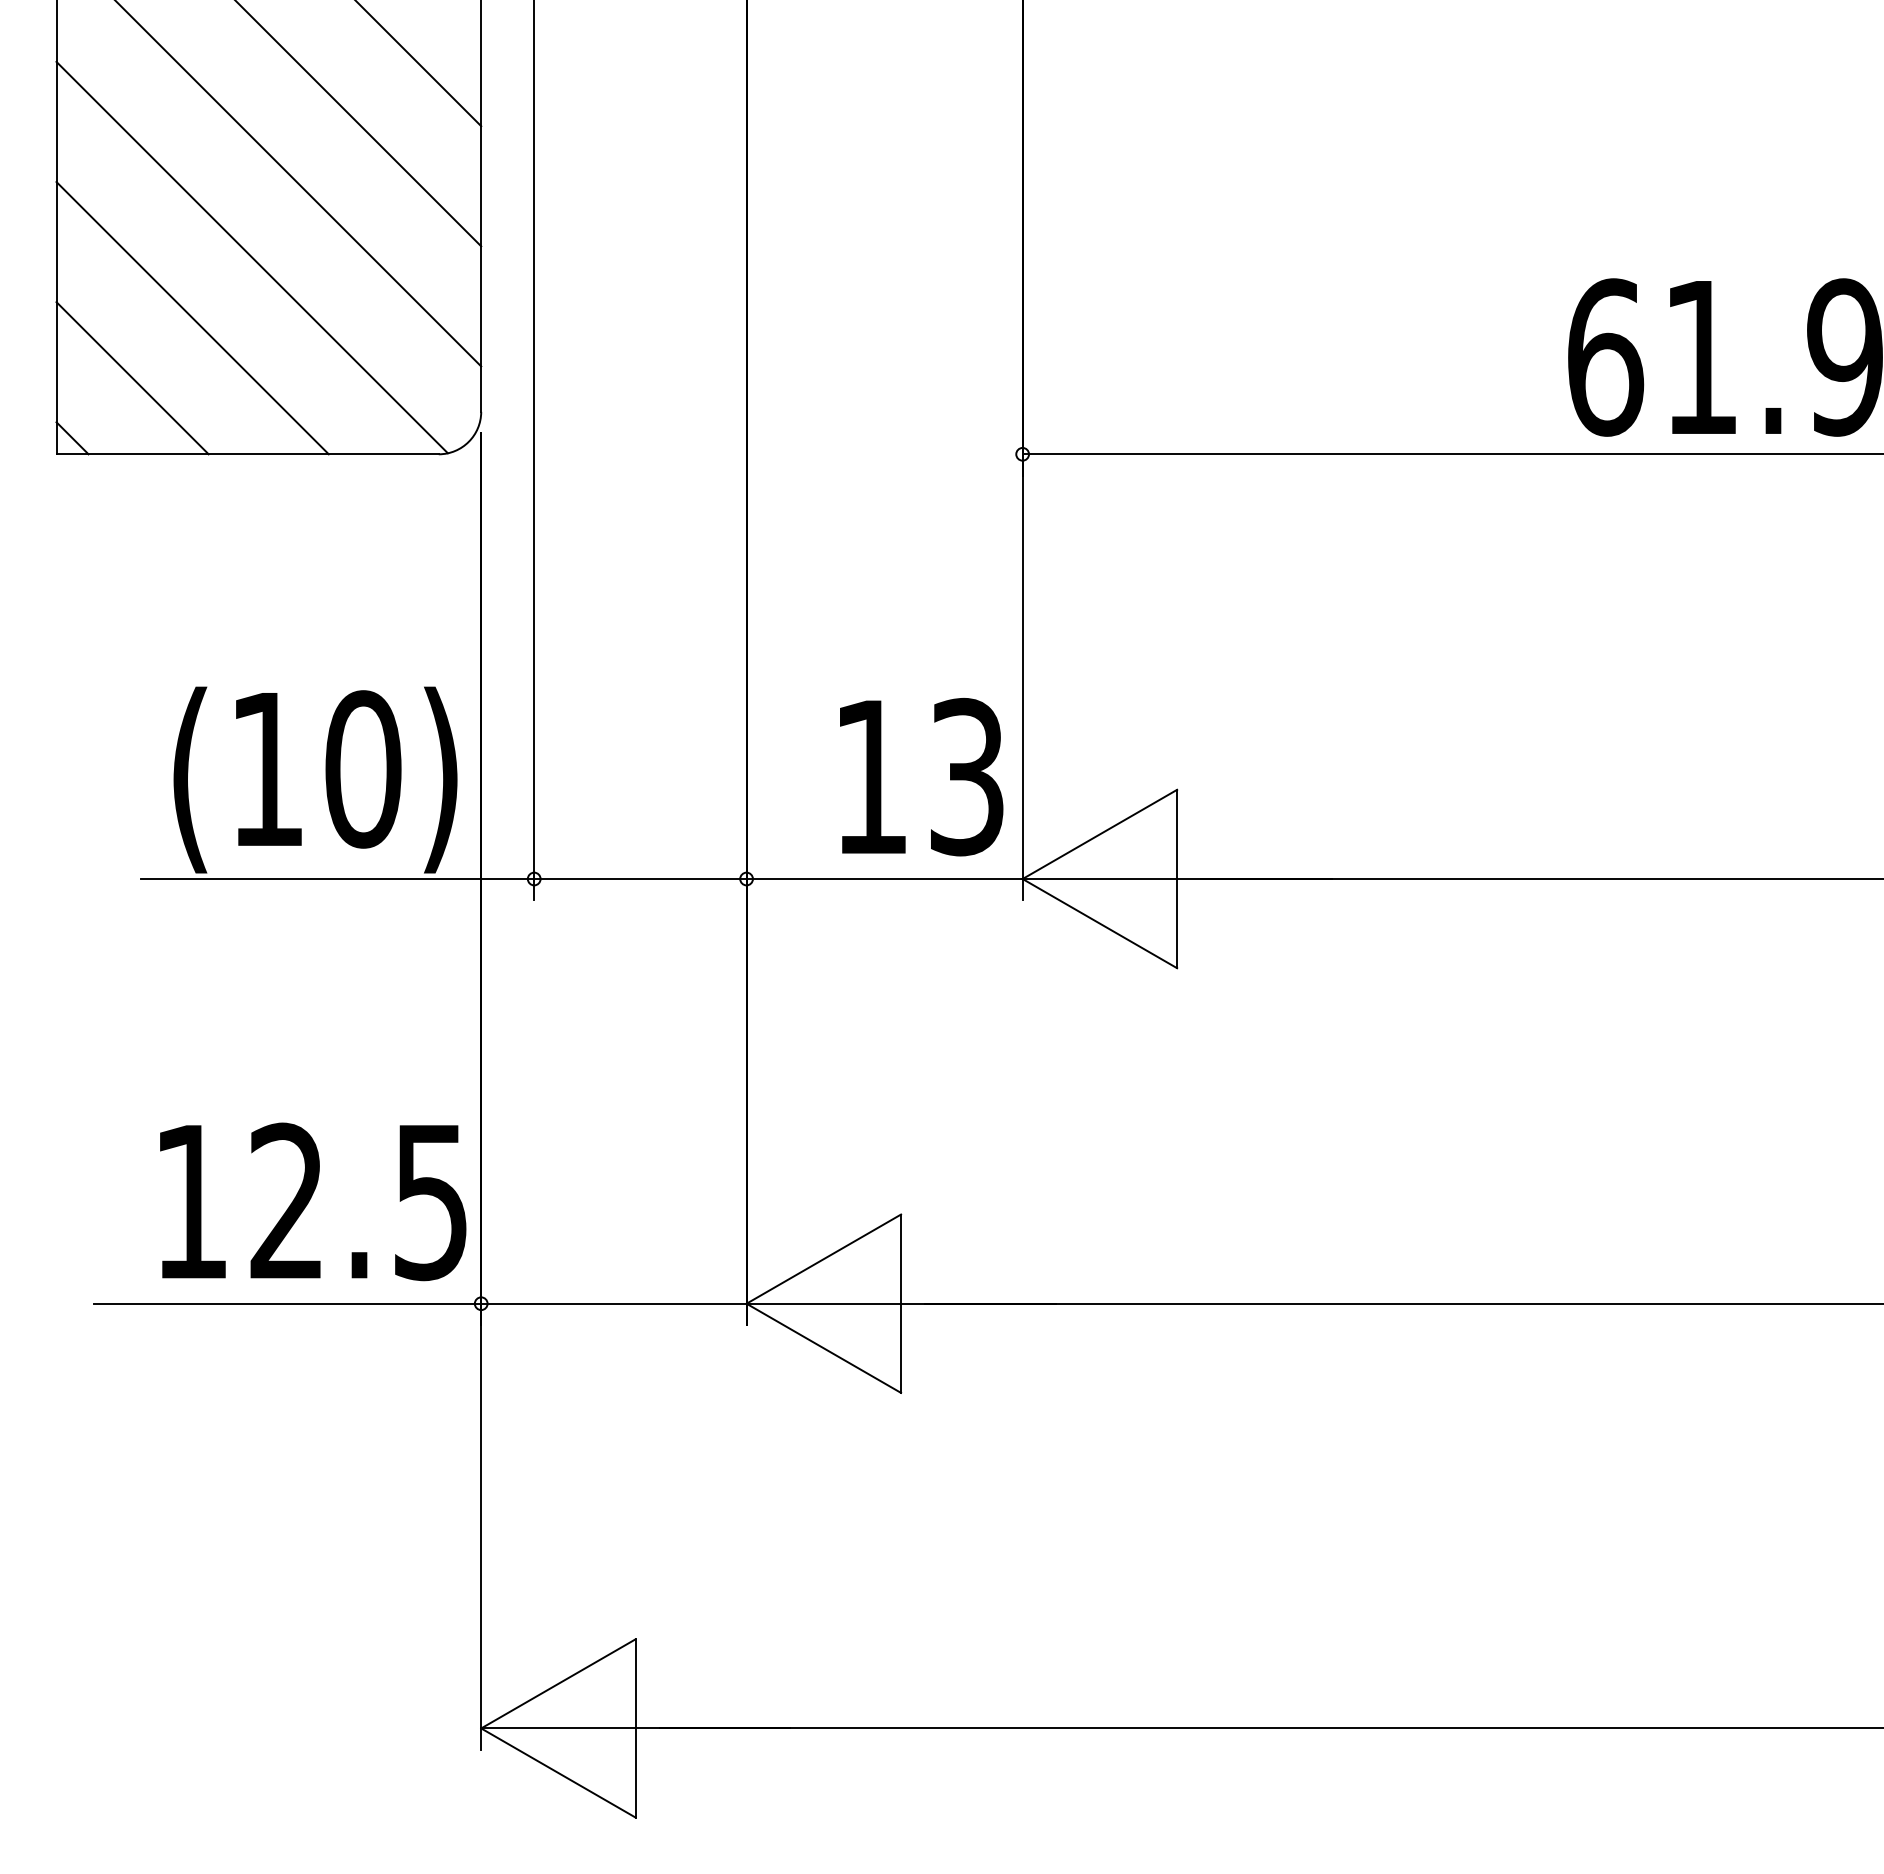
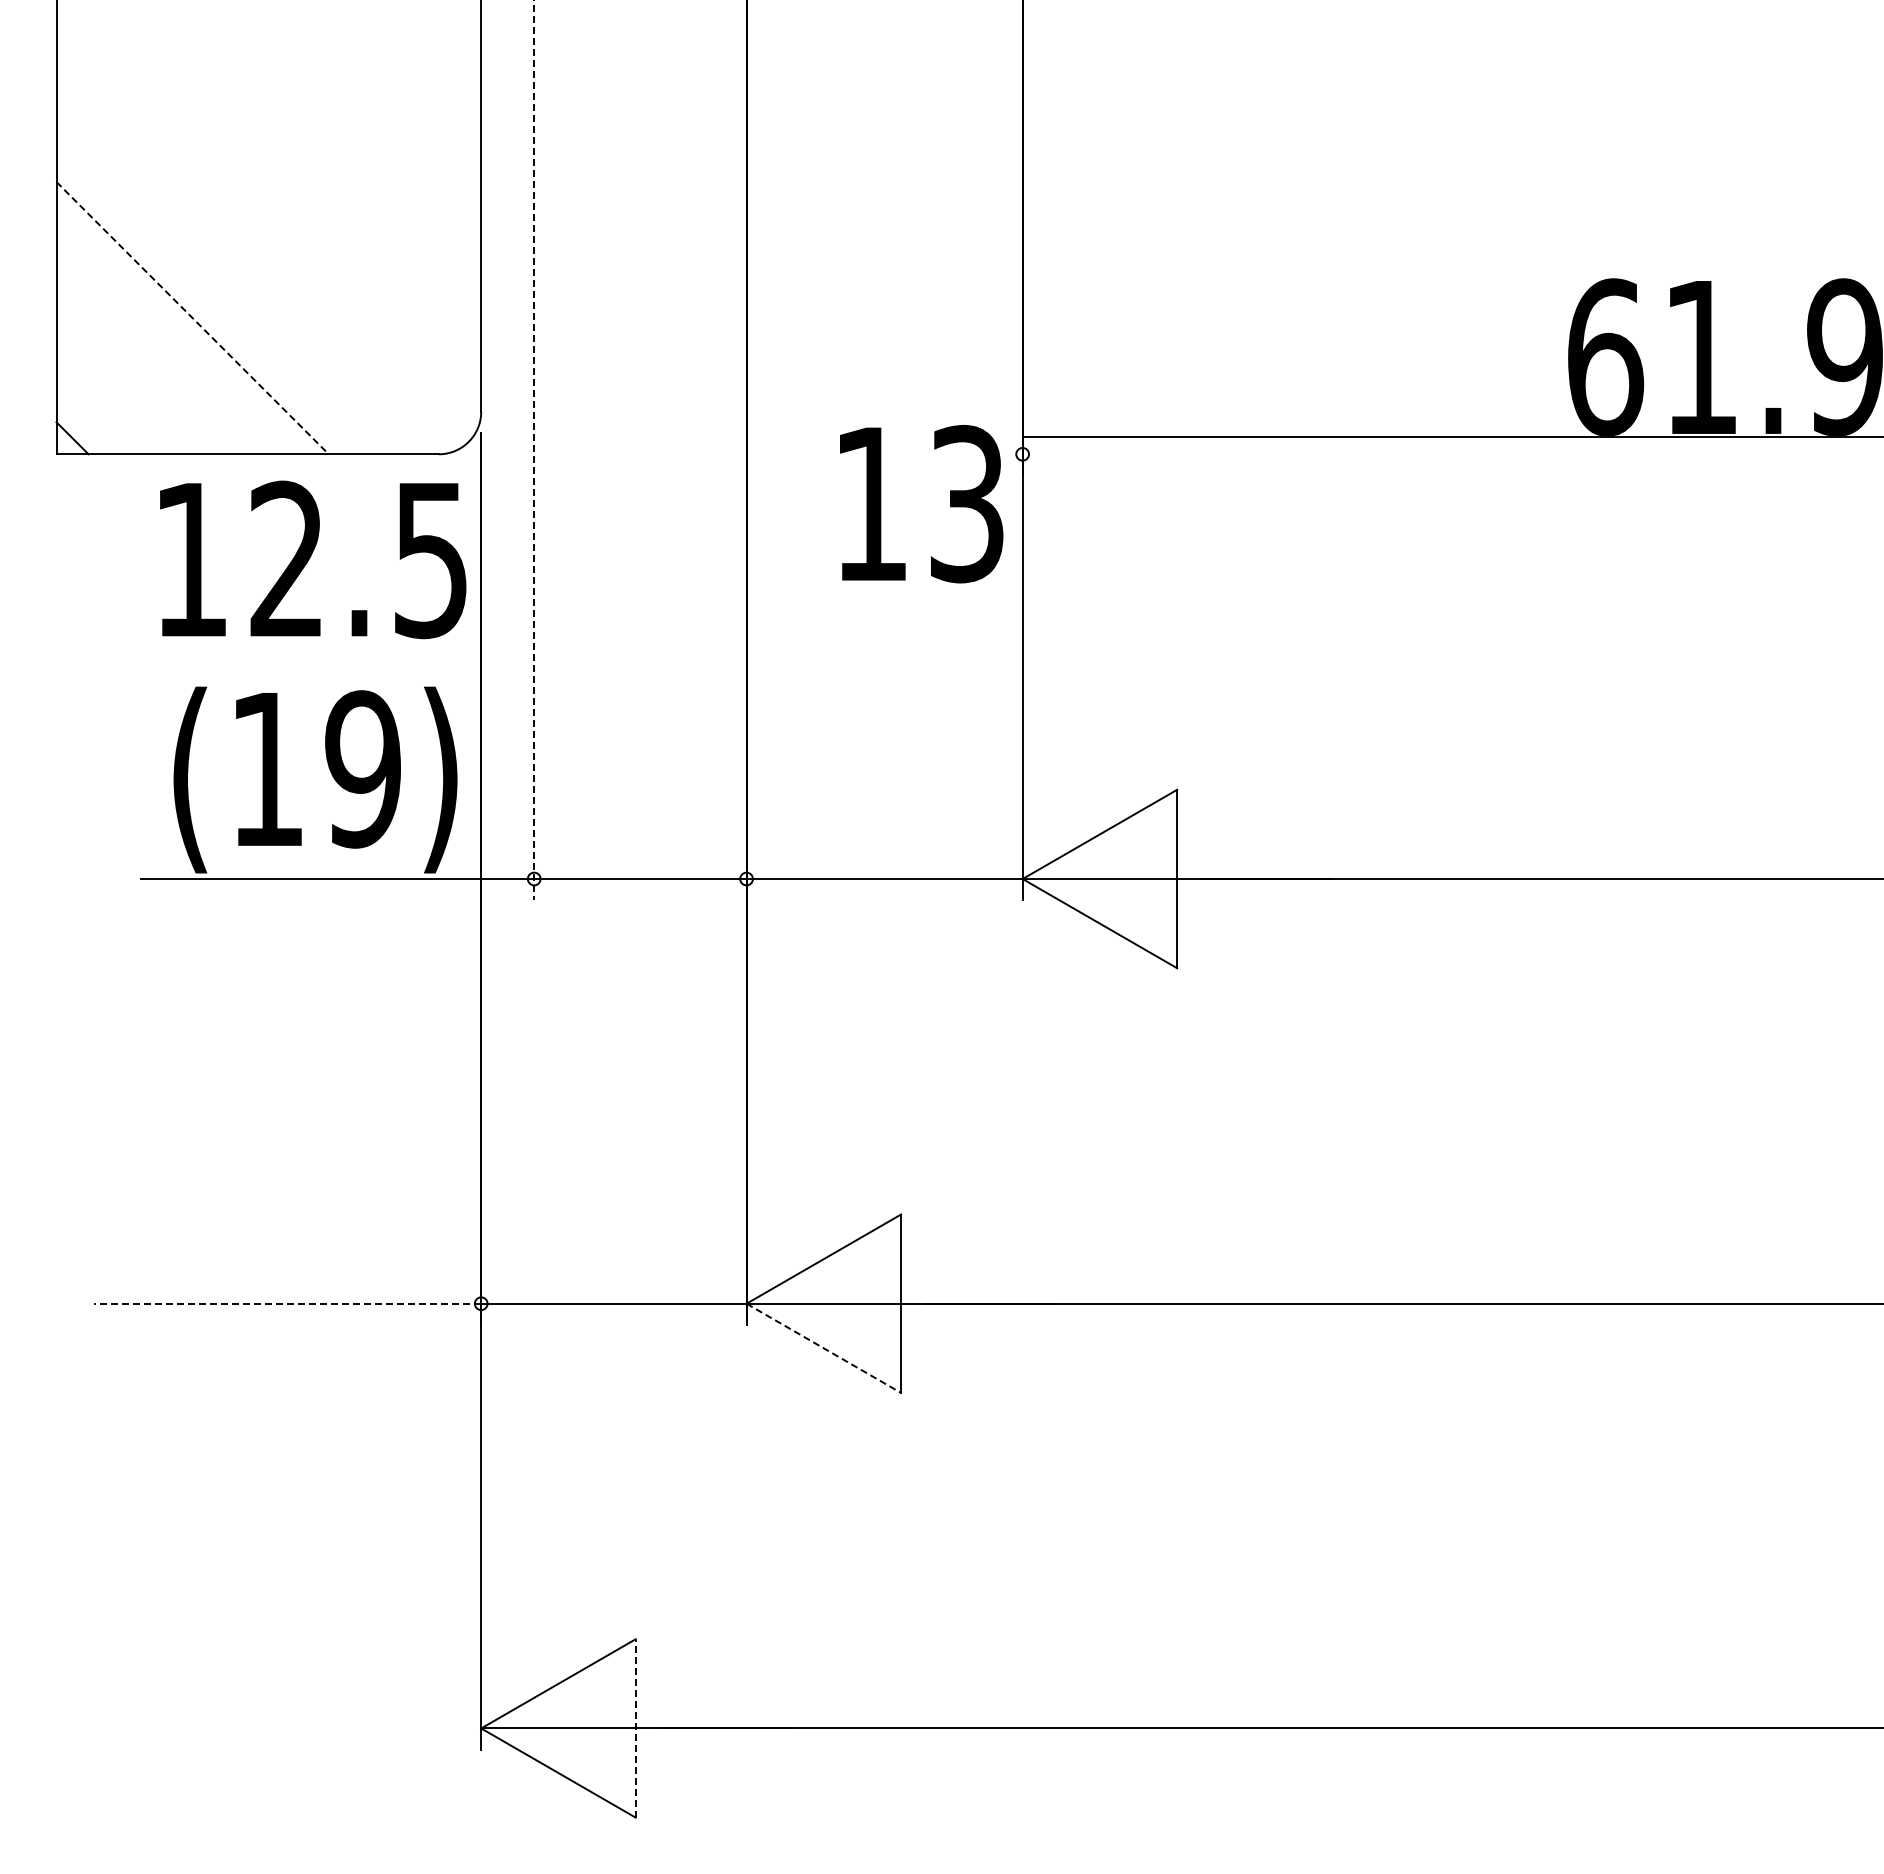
line: present -> none (419, 64)
line: present -> none (359, 124)
line: present -> none (299, 184)
line: present -> none (251, 257)
line: solid -> dashed (192, 318)
line: present -> none (132, 378)
line: solid -> dashed (534, 450)
line position: (1451, 454) -> (1451, 437) (1451, 437)
text: (10) -> (19) (363, 769)
text position: (921, 777) -> (921, 504) (921, 504)
text position: (313, 1201) -> (313, 559) (313, 559)
line: solid -> dashed (287, 1303)
line: solid -> dashed (824, 1348)
line: solid -> dashed (635, 1727)
